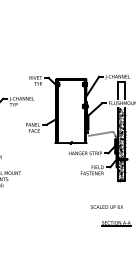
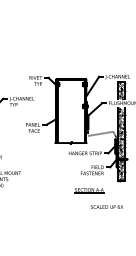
hatch: none -> present (121, 90)
part position: (116, 223) -> (89, 190) (89, 190)
